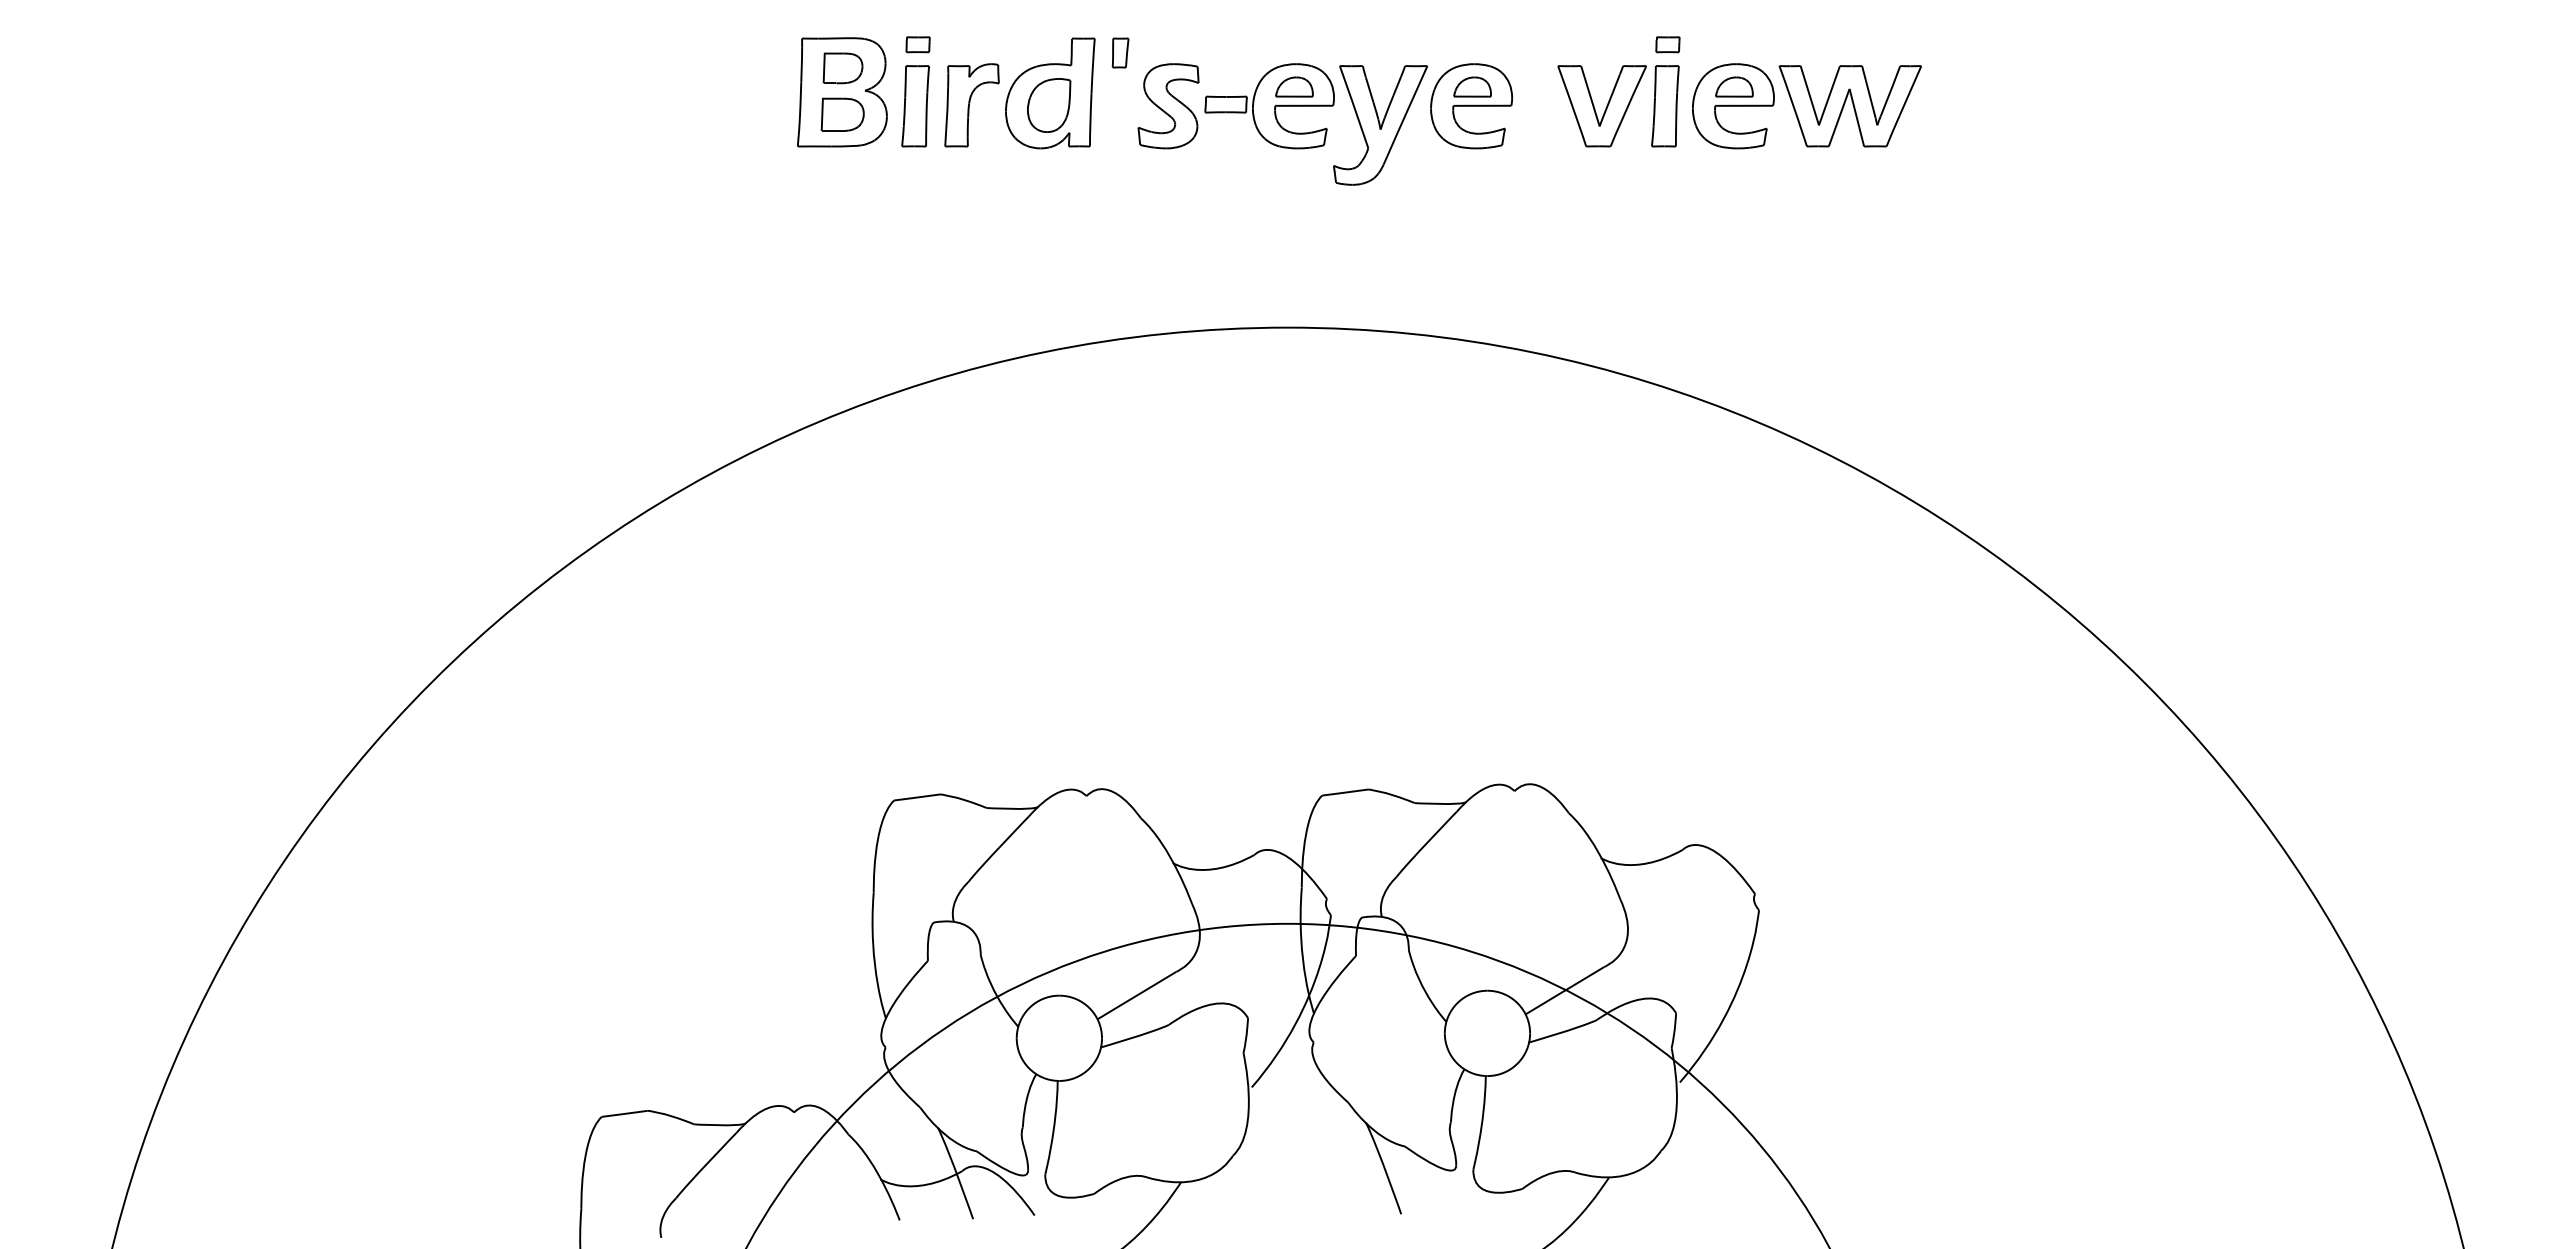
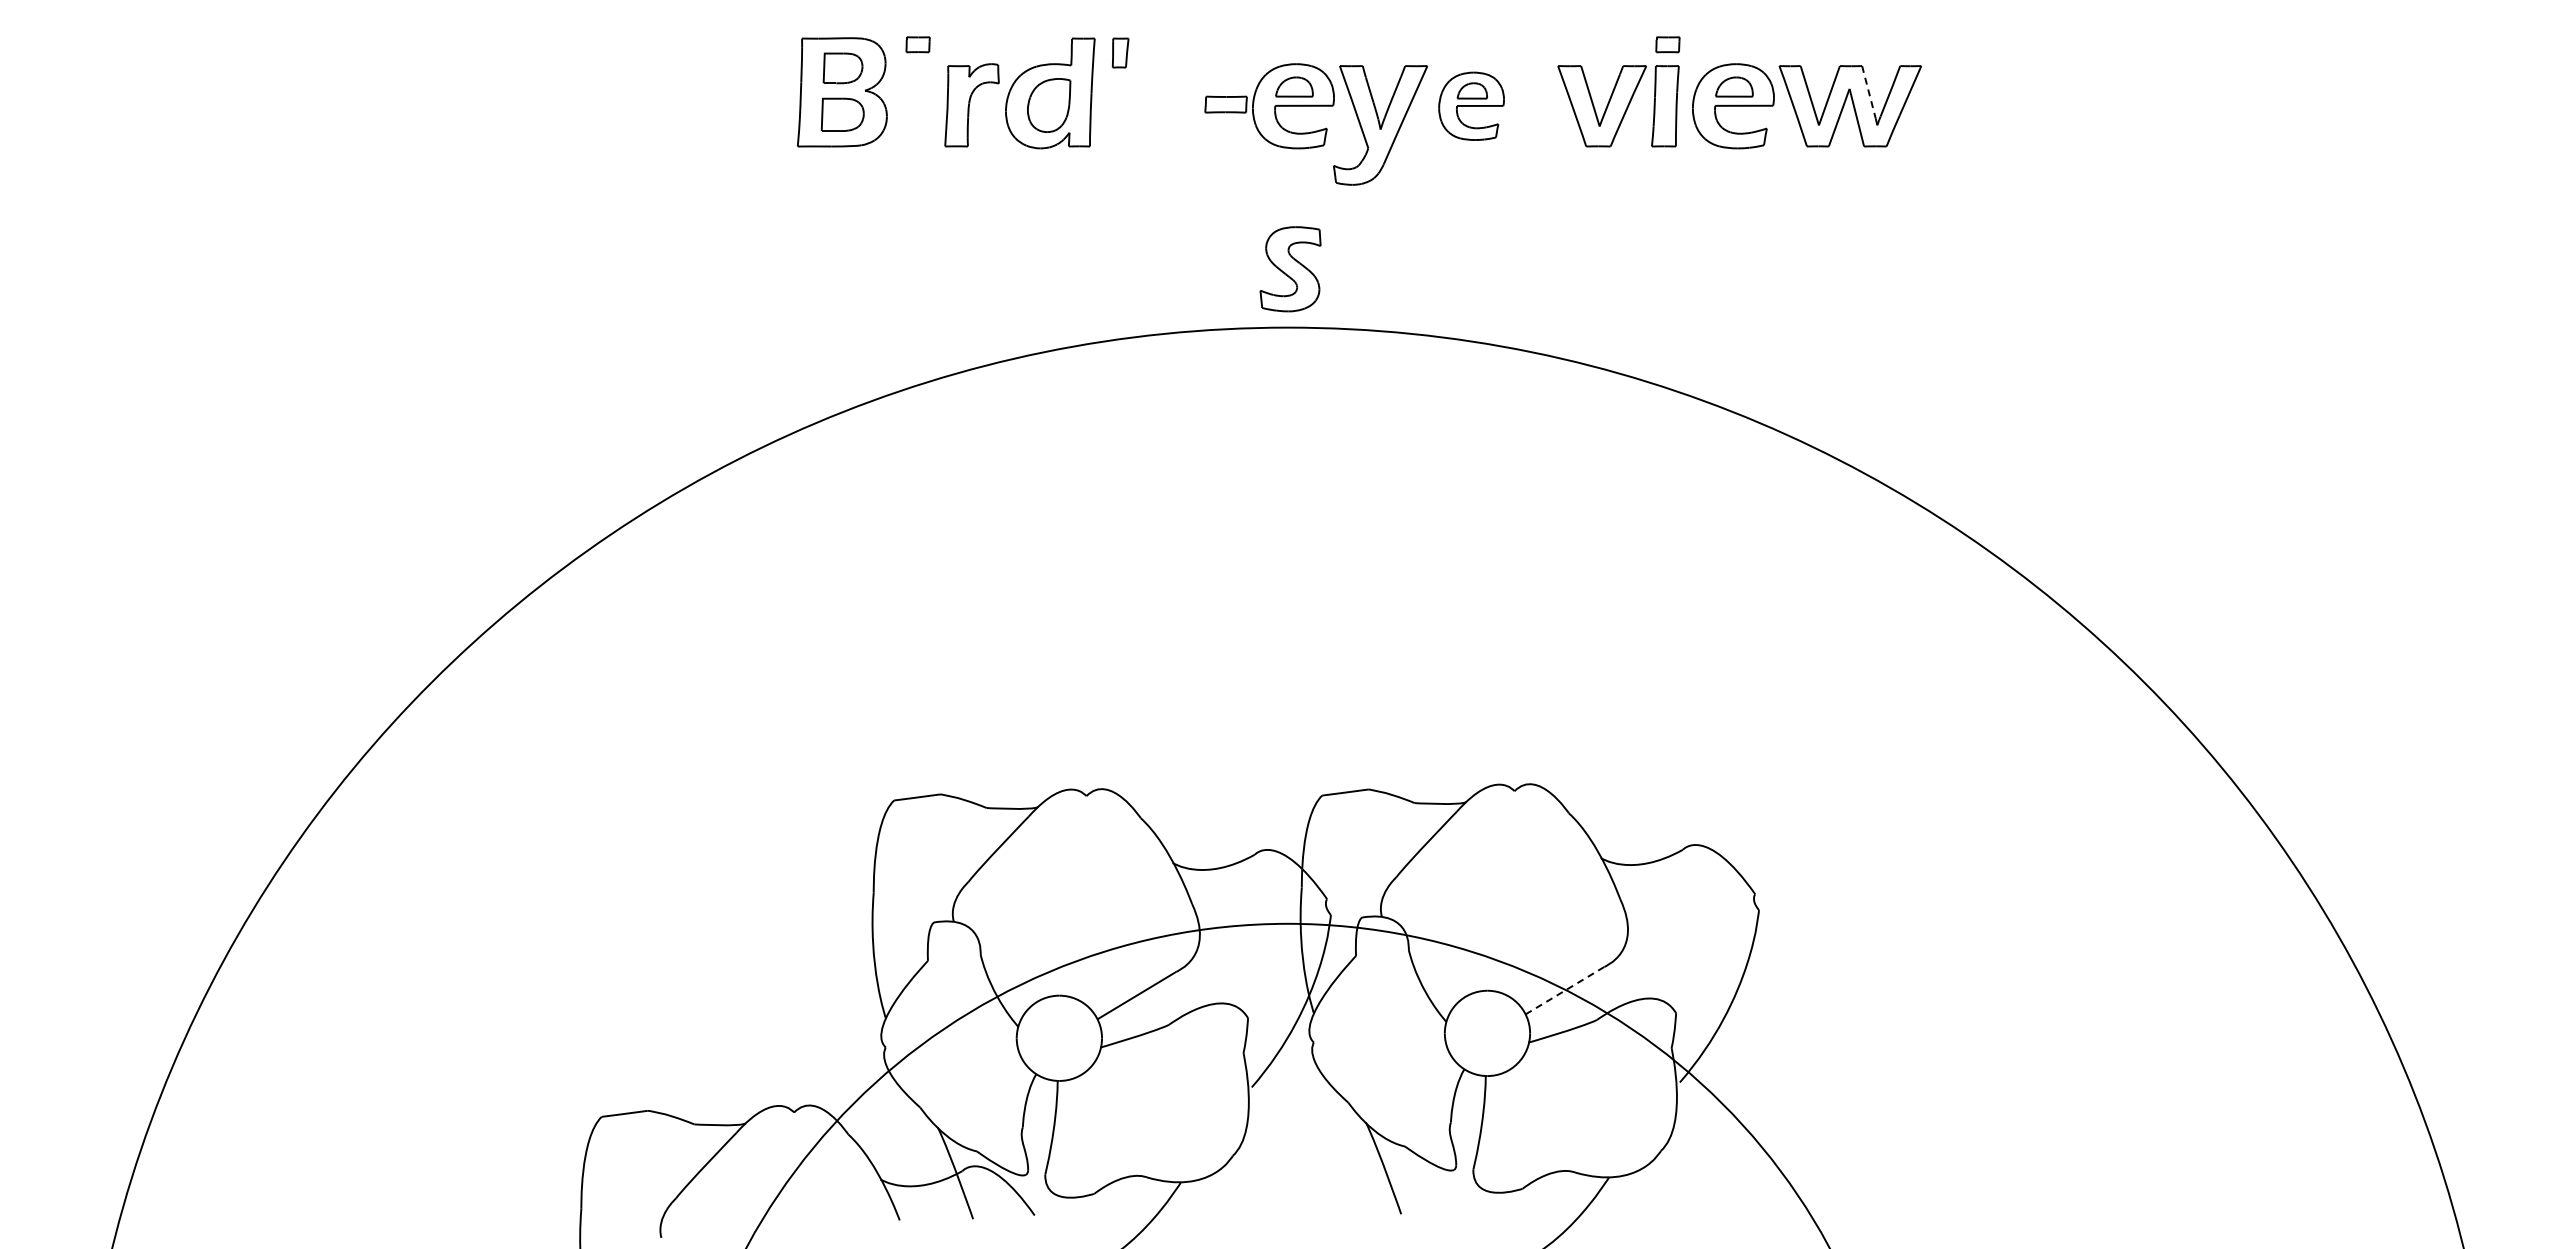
line: solid -> dashed (1869, 92)
part: present -> none (915, 106)
part position: (1168, 106) -> (1290, 269) (1290, 269)
part size: 83x87 px -> 67x70 px (1471, 105)
line: solid -> dashed (1565, 990)
